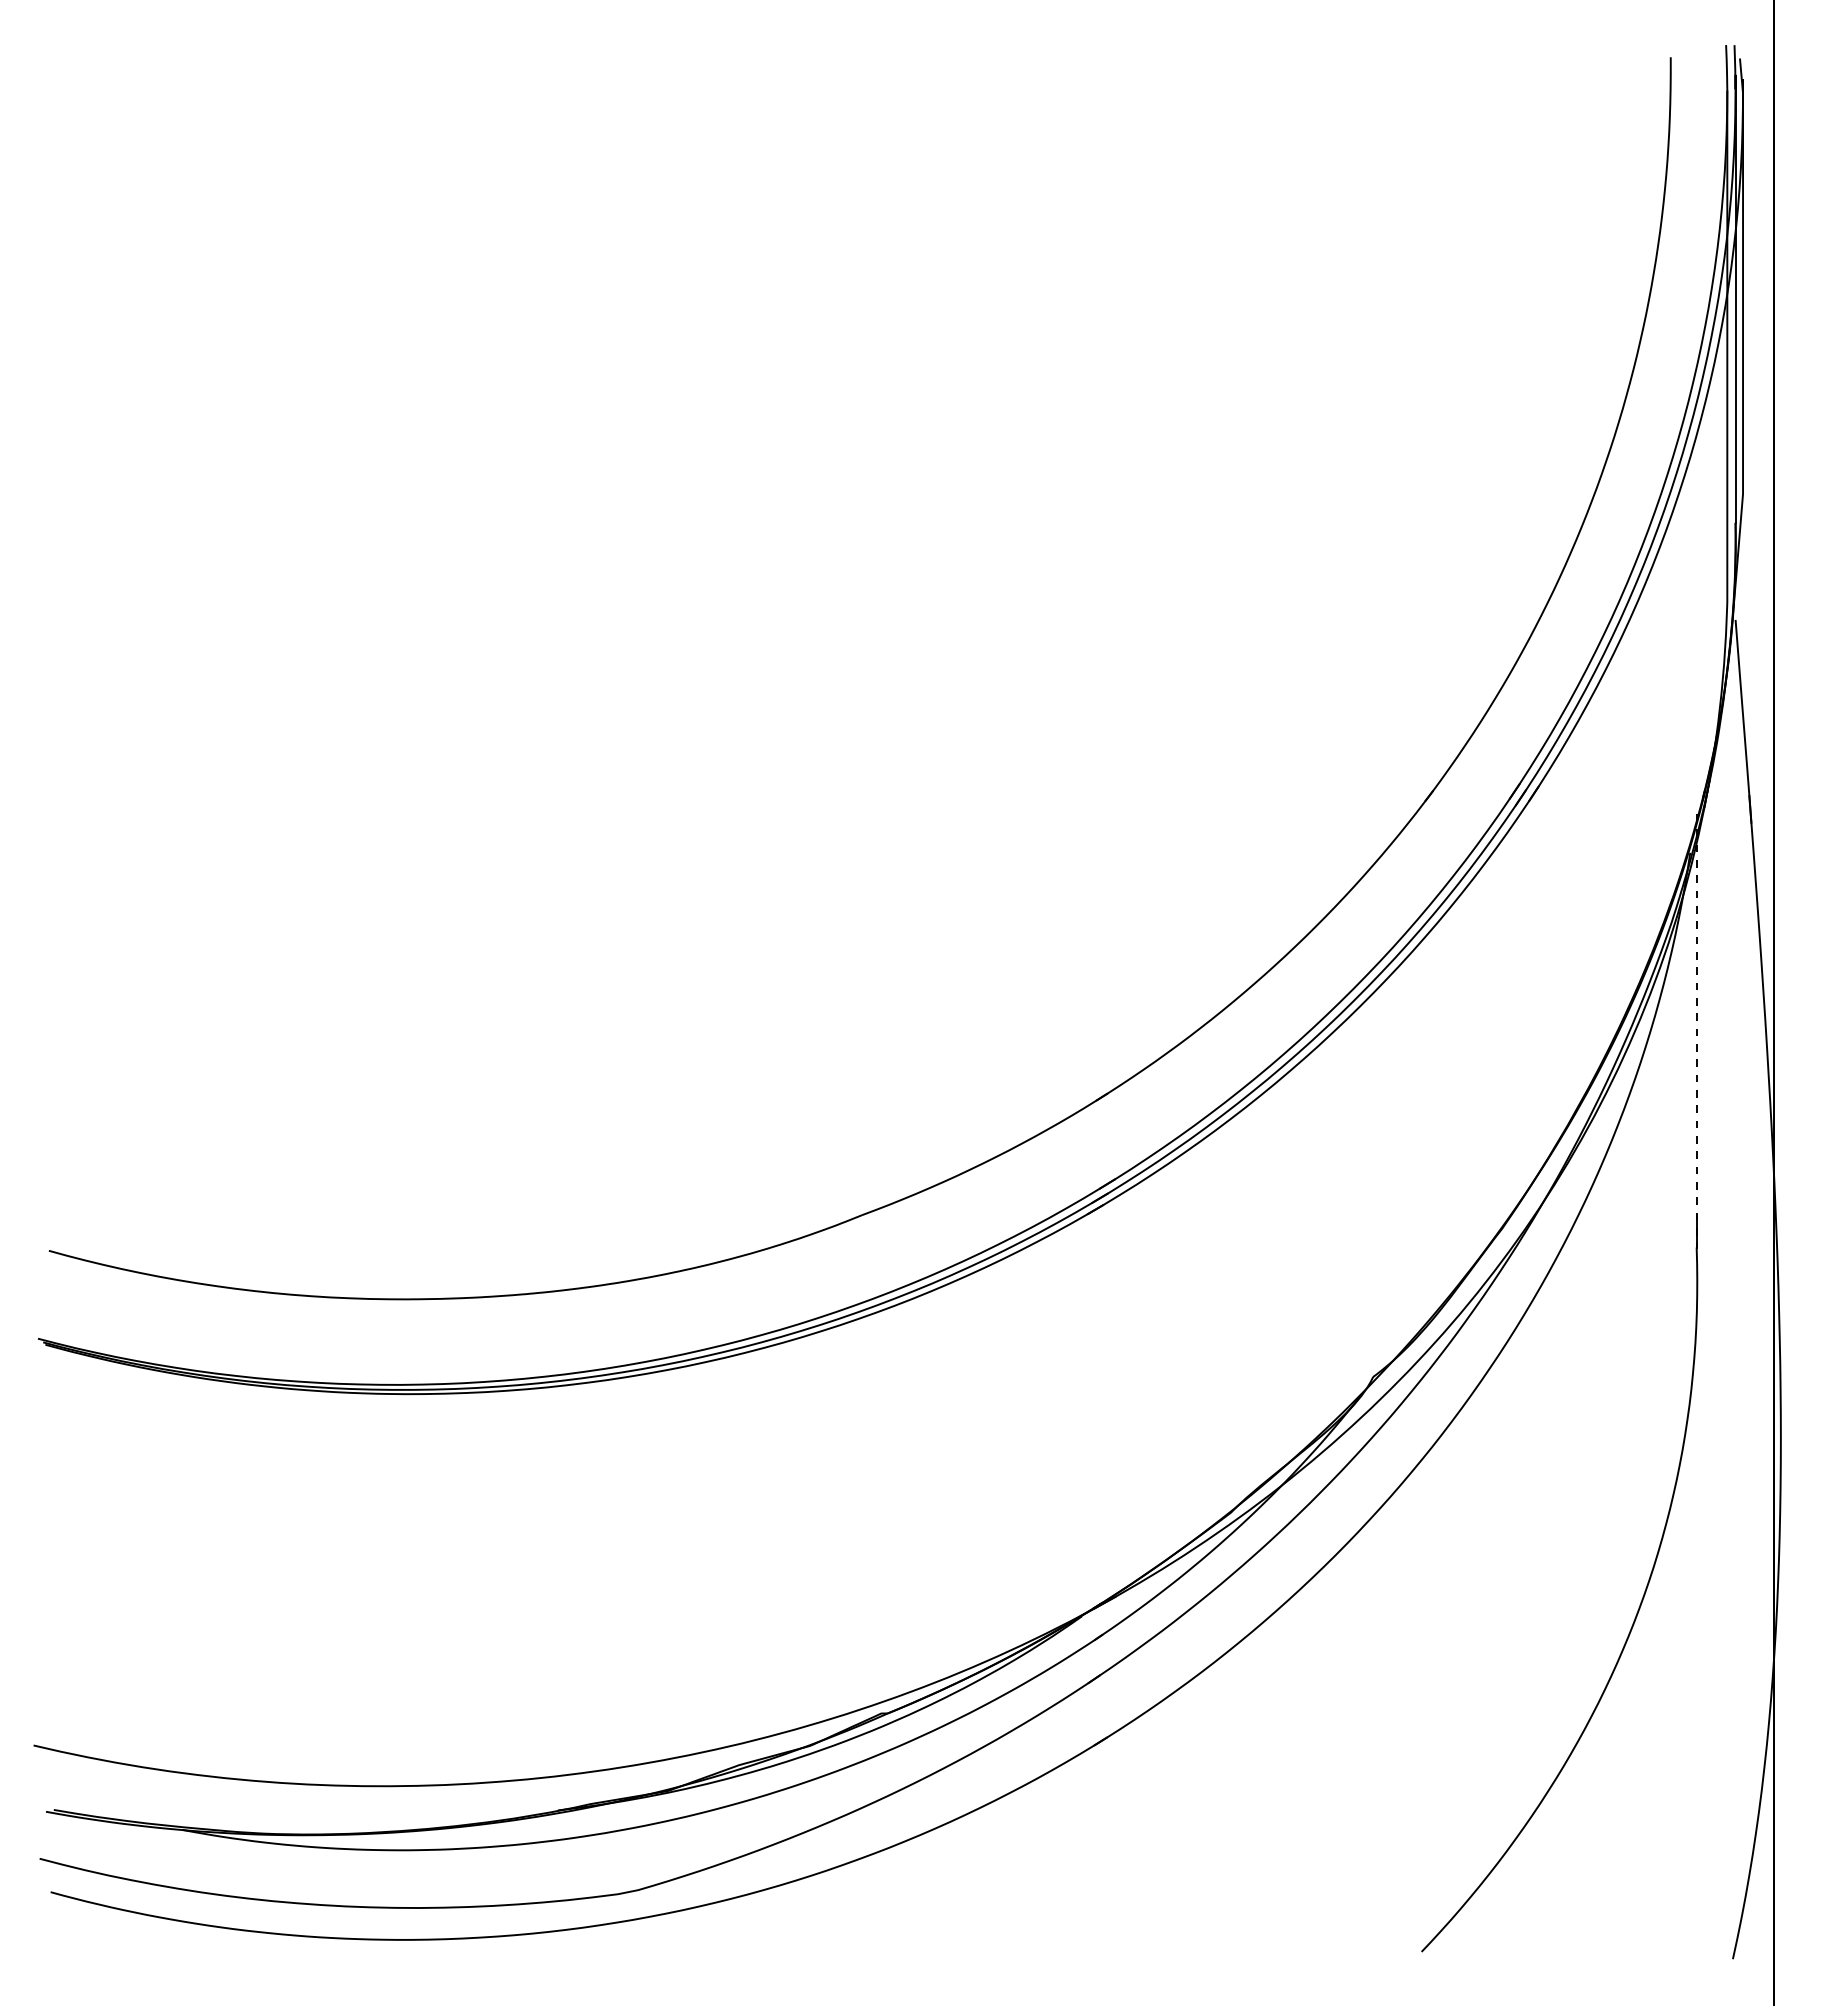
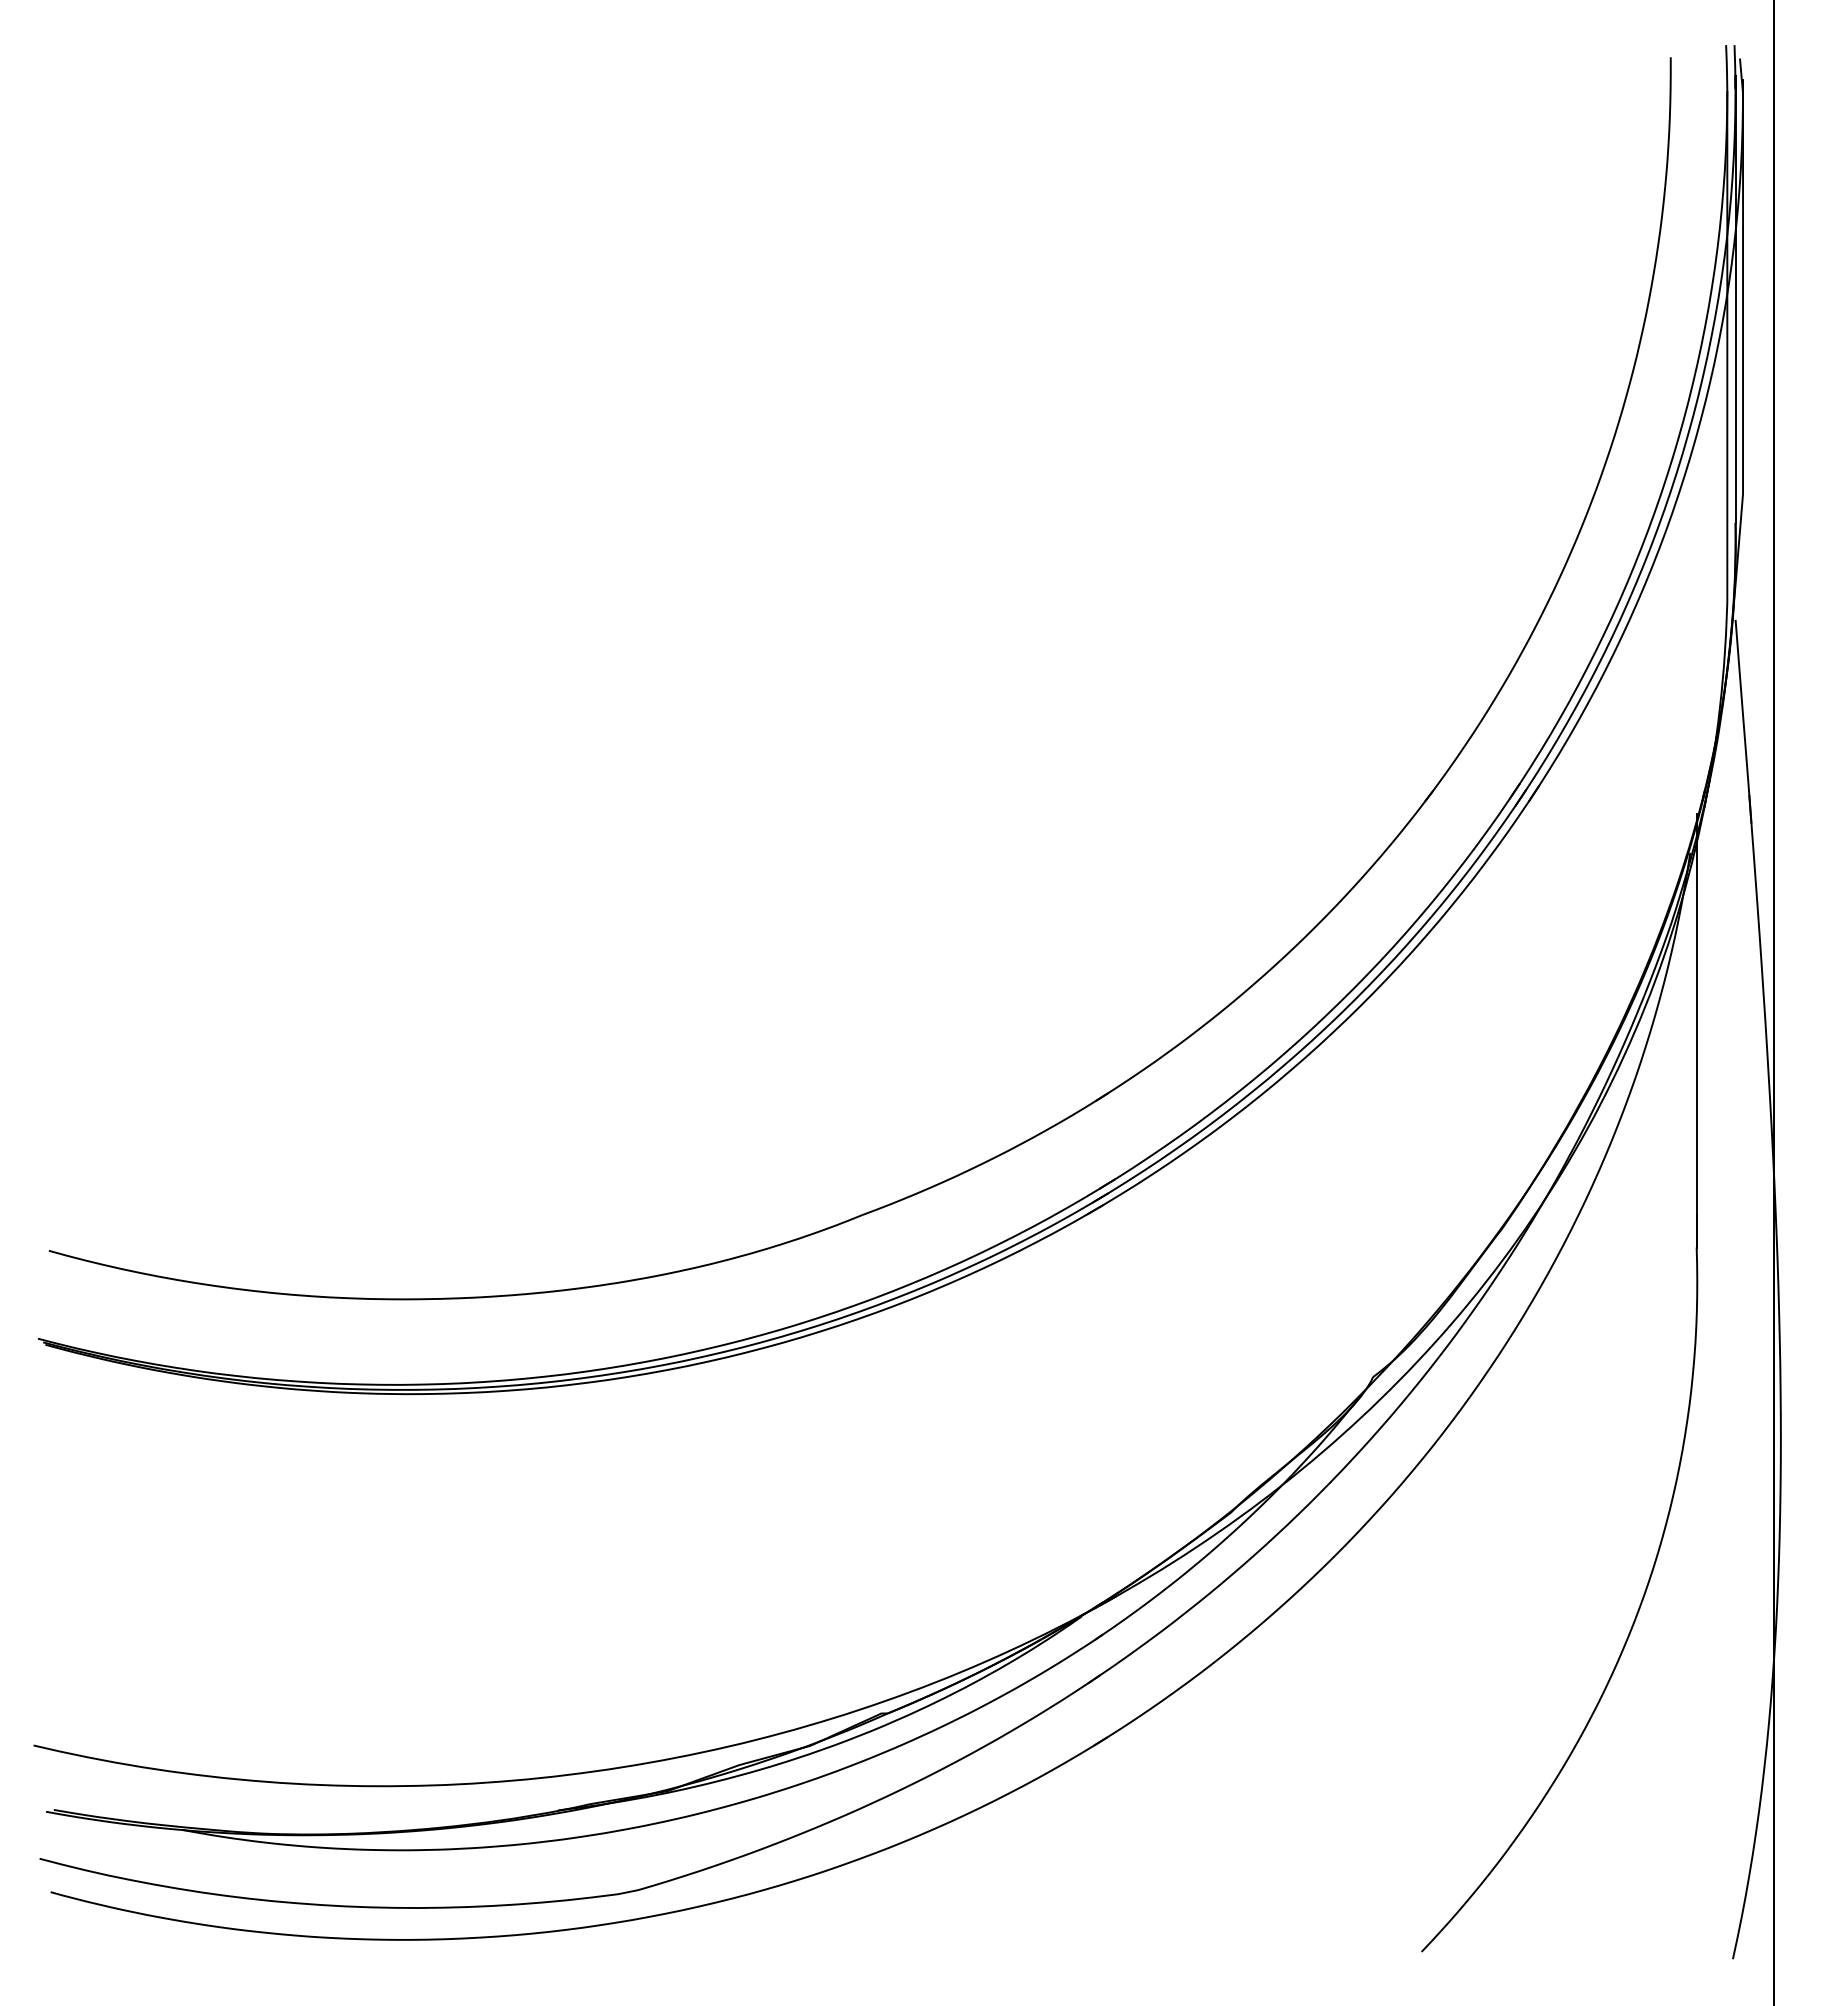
line: dashed -> solid (1696, 1030)
